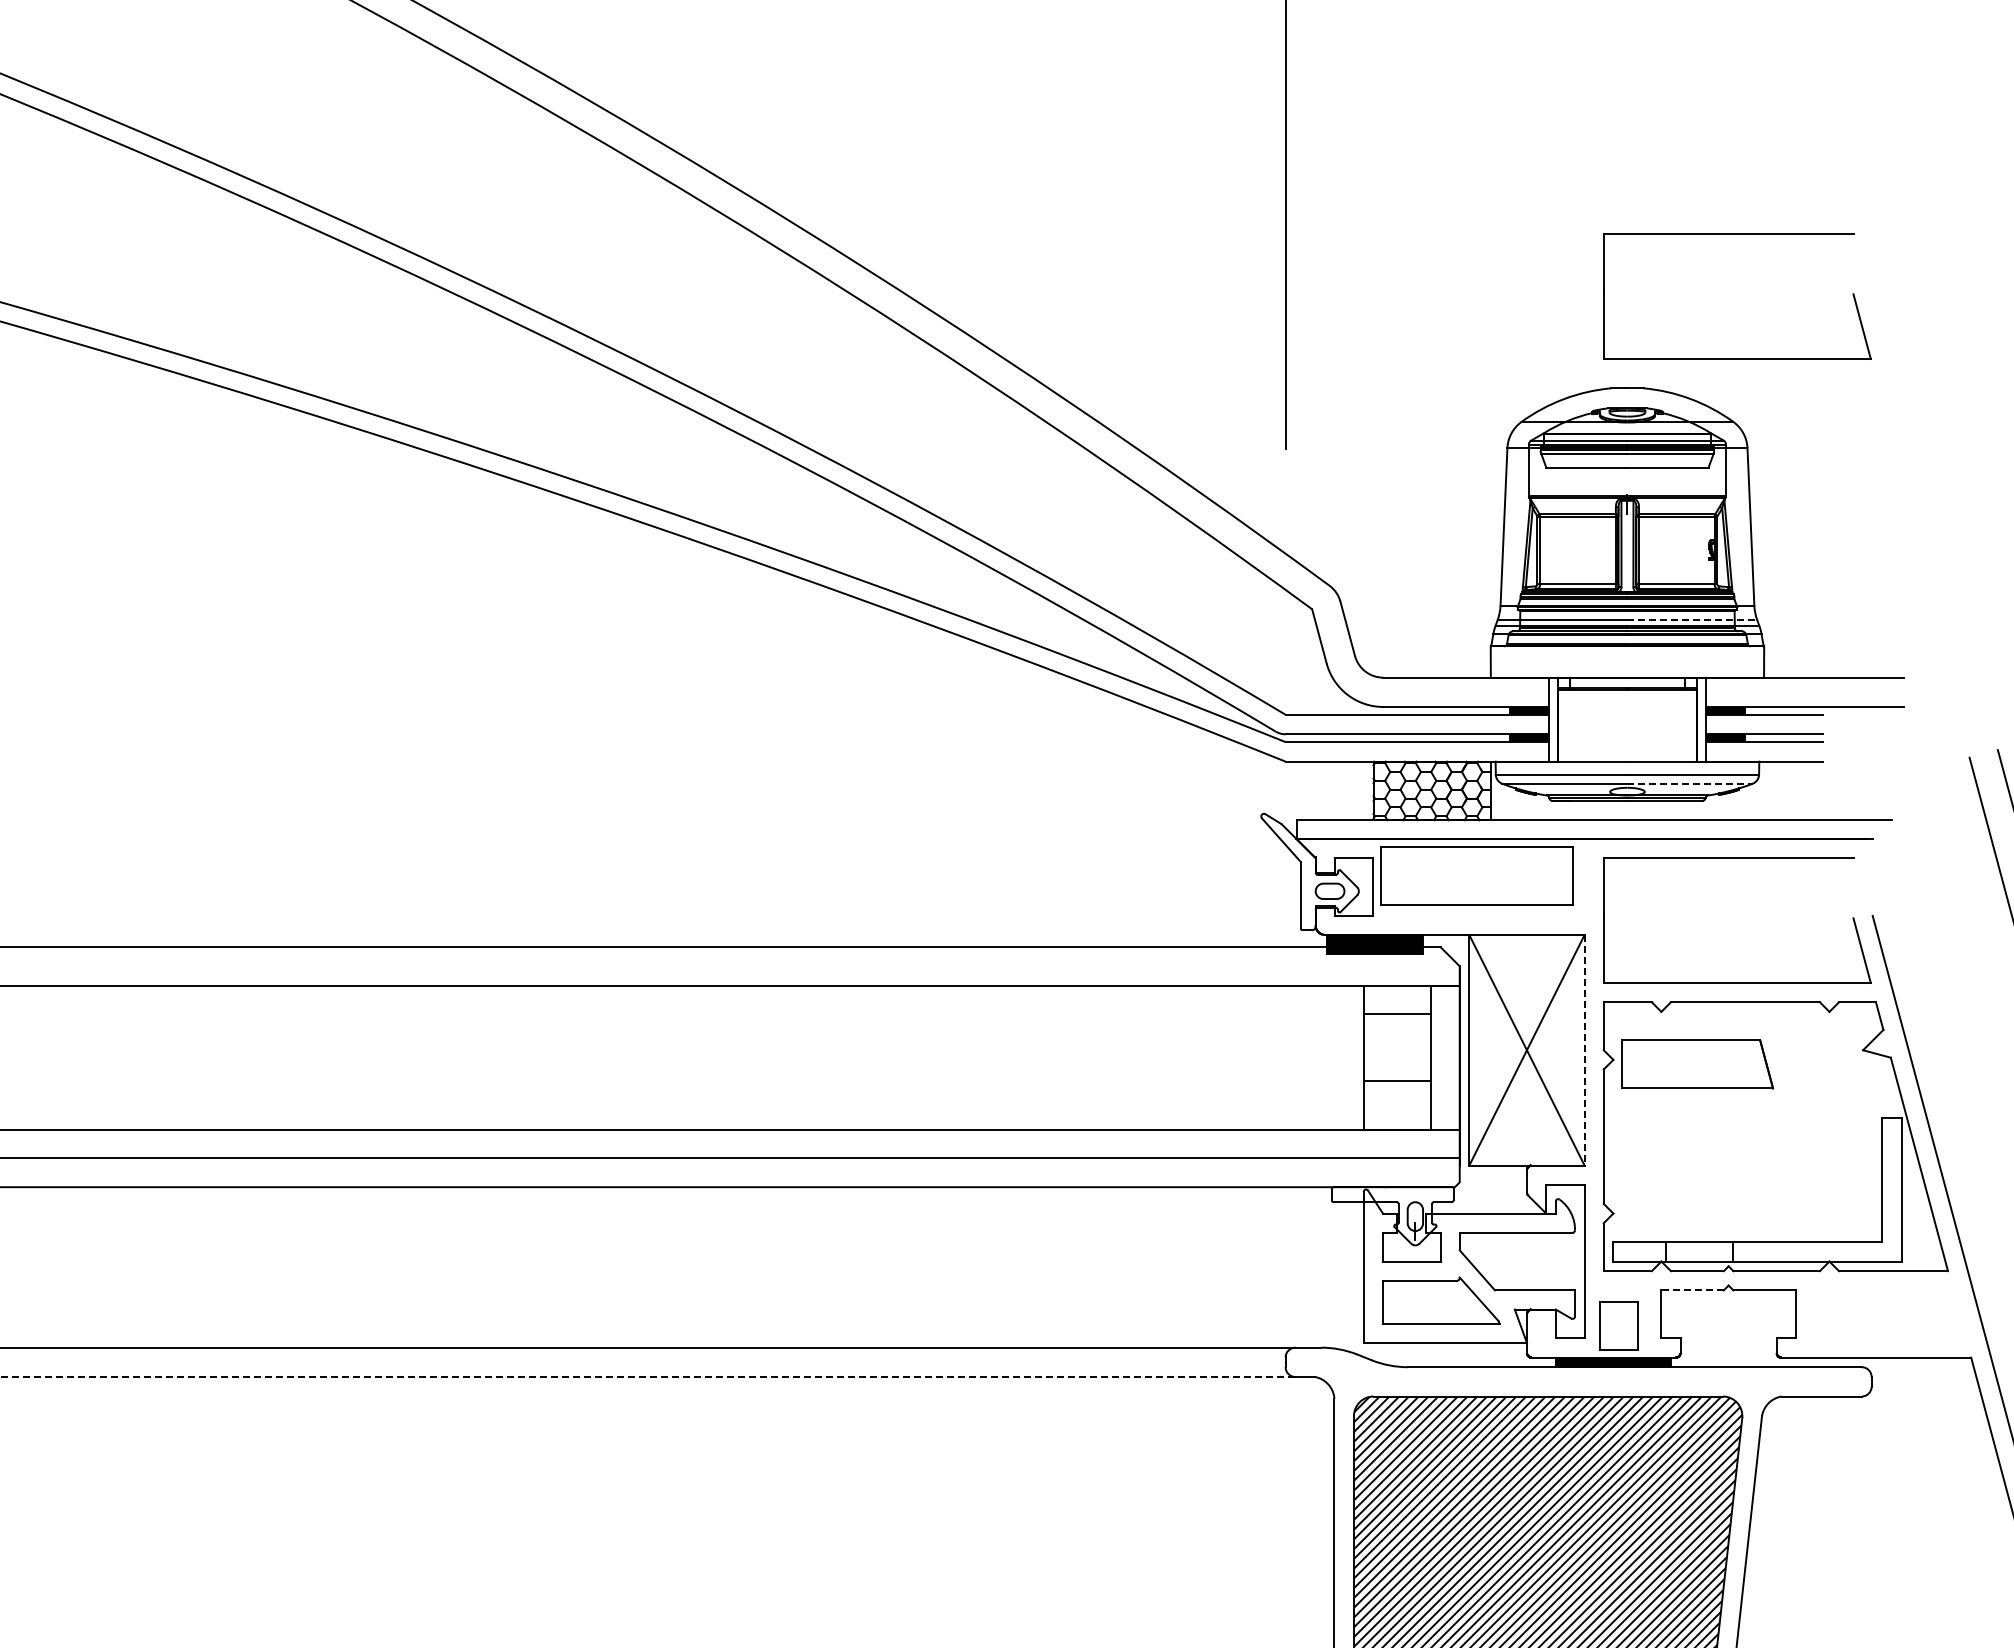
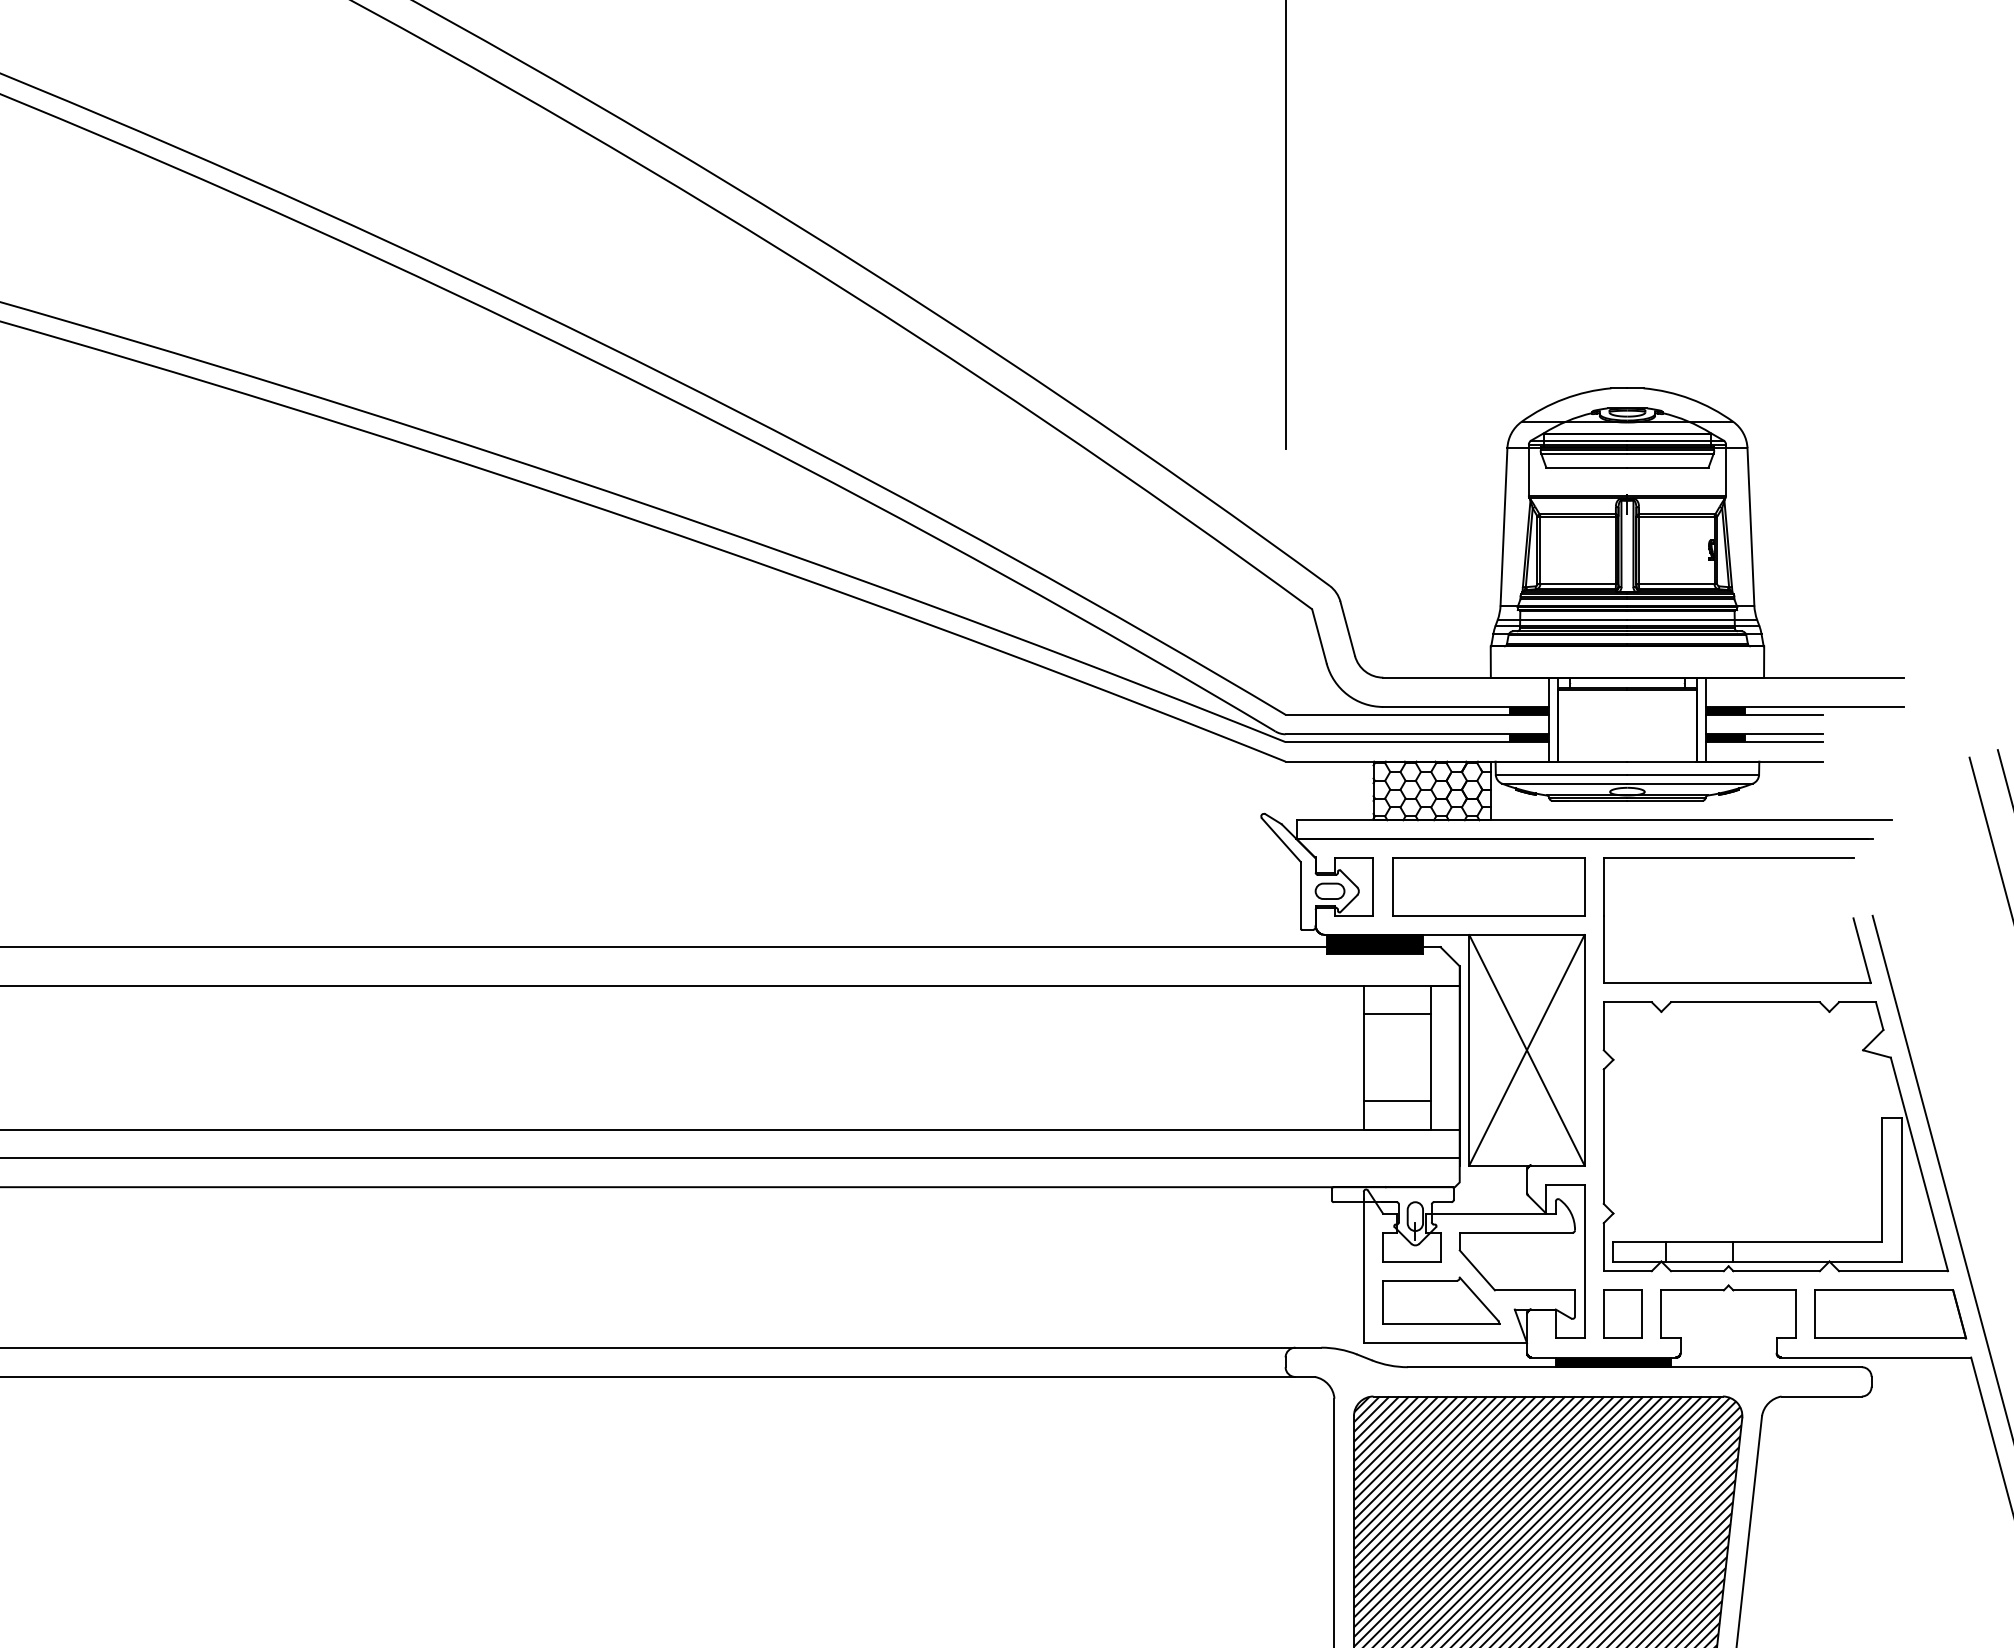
part: present -> none (1737, 234)
line: dashed -> solid (1692, 620)
line: dashed -> solid (1690, 783)
part position: (1476, 875) -> (1488, 886) (1488, 886)
line: dashed -> solid (1584, 1050)
part position: (1697, 1064) -> (1890, 1314) (1890, 1314)
line position: (1396, 1080) -> (1396, 1100) (1396, 1100)
line: dashed -> solid (1692, 1290)
part position: (1618, 1325) -> (1622, 1313) (1622, 1313)
line: dashed -> solid (647, 1376)
